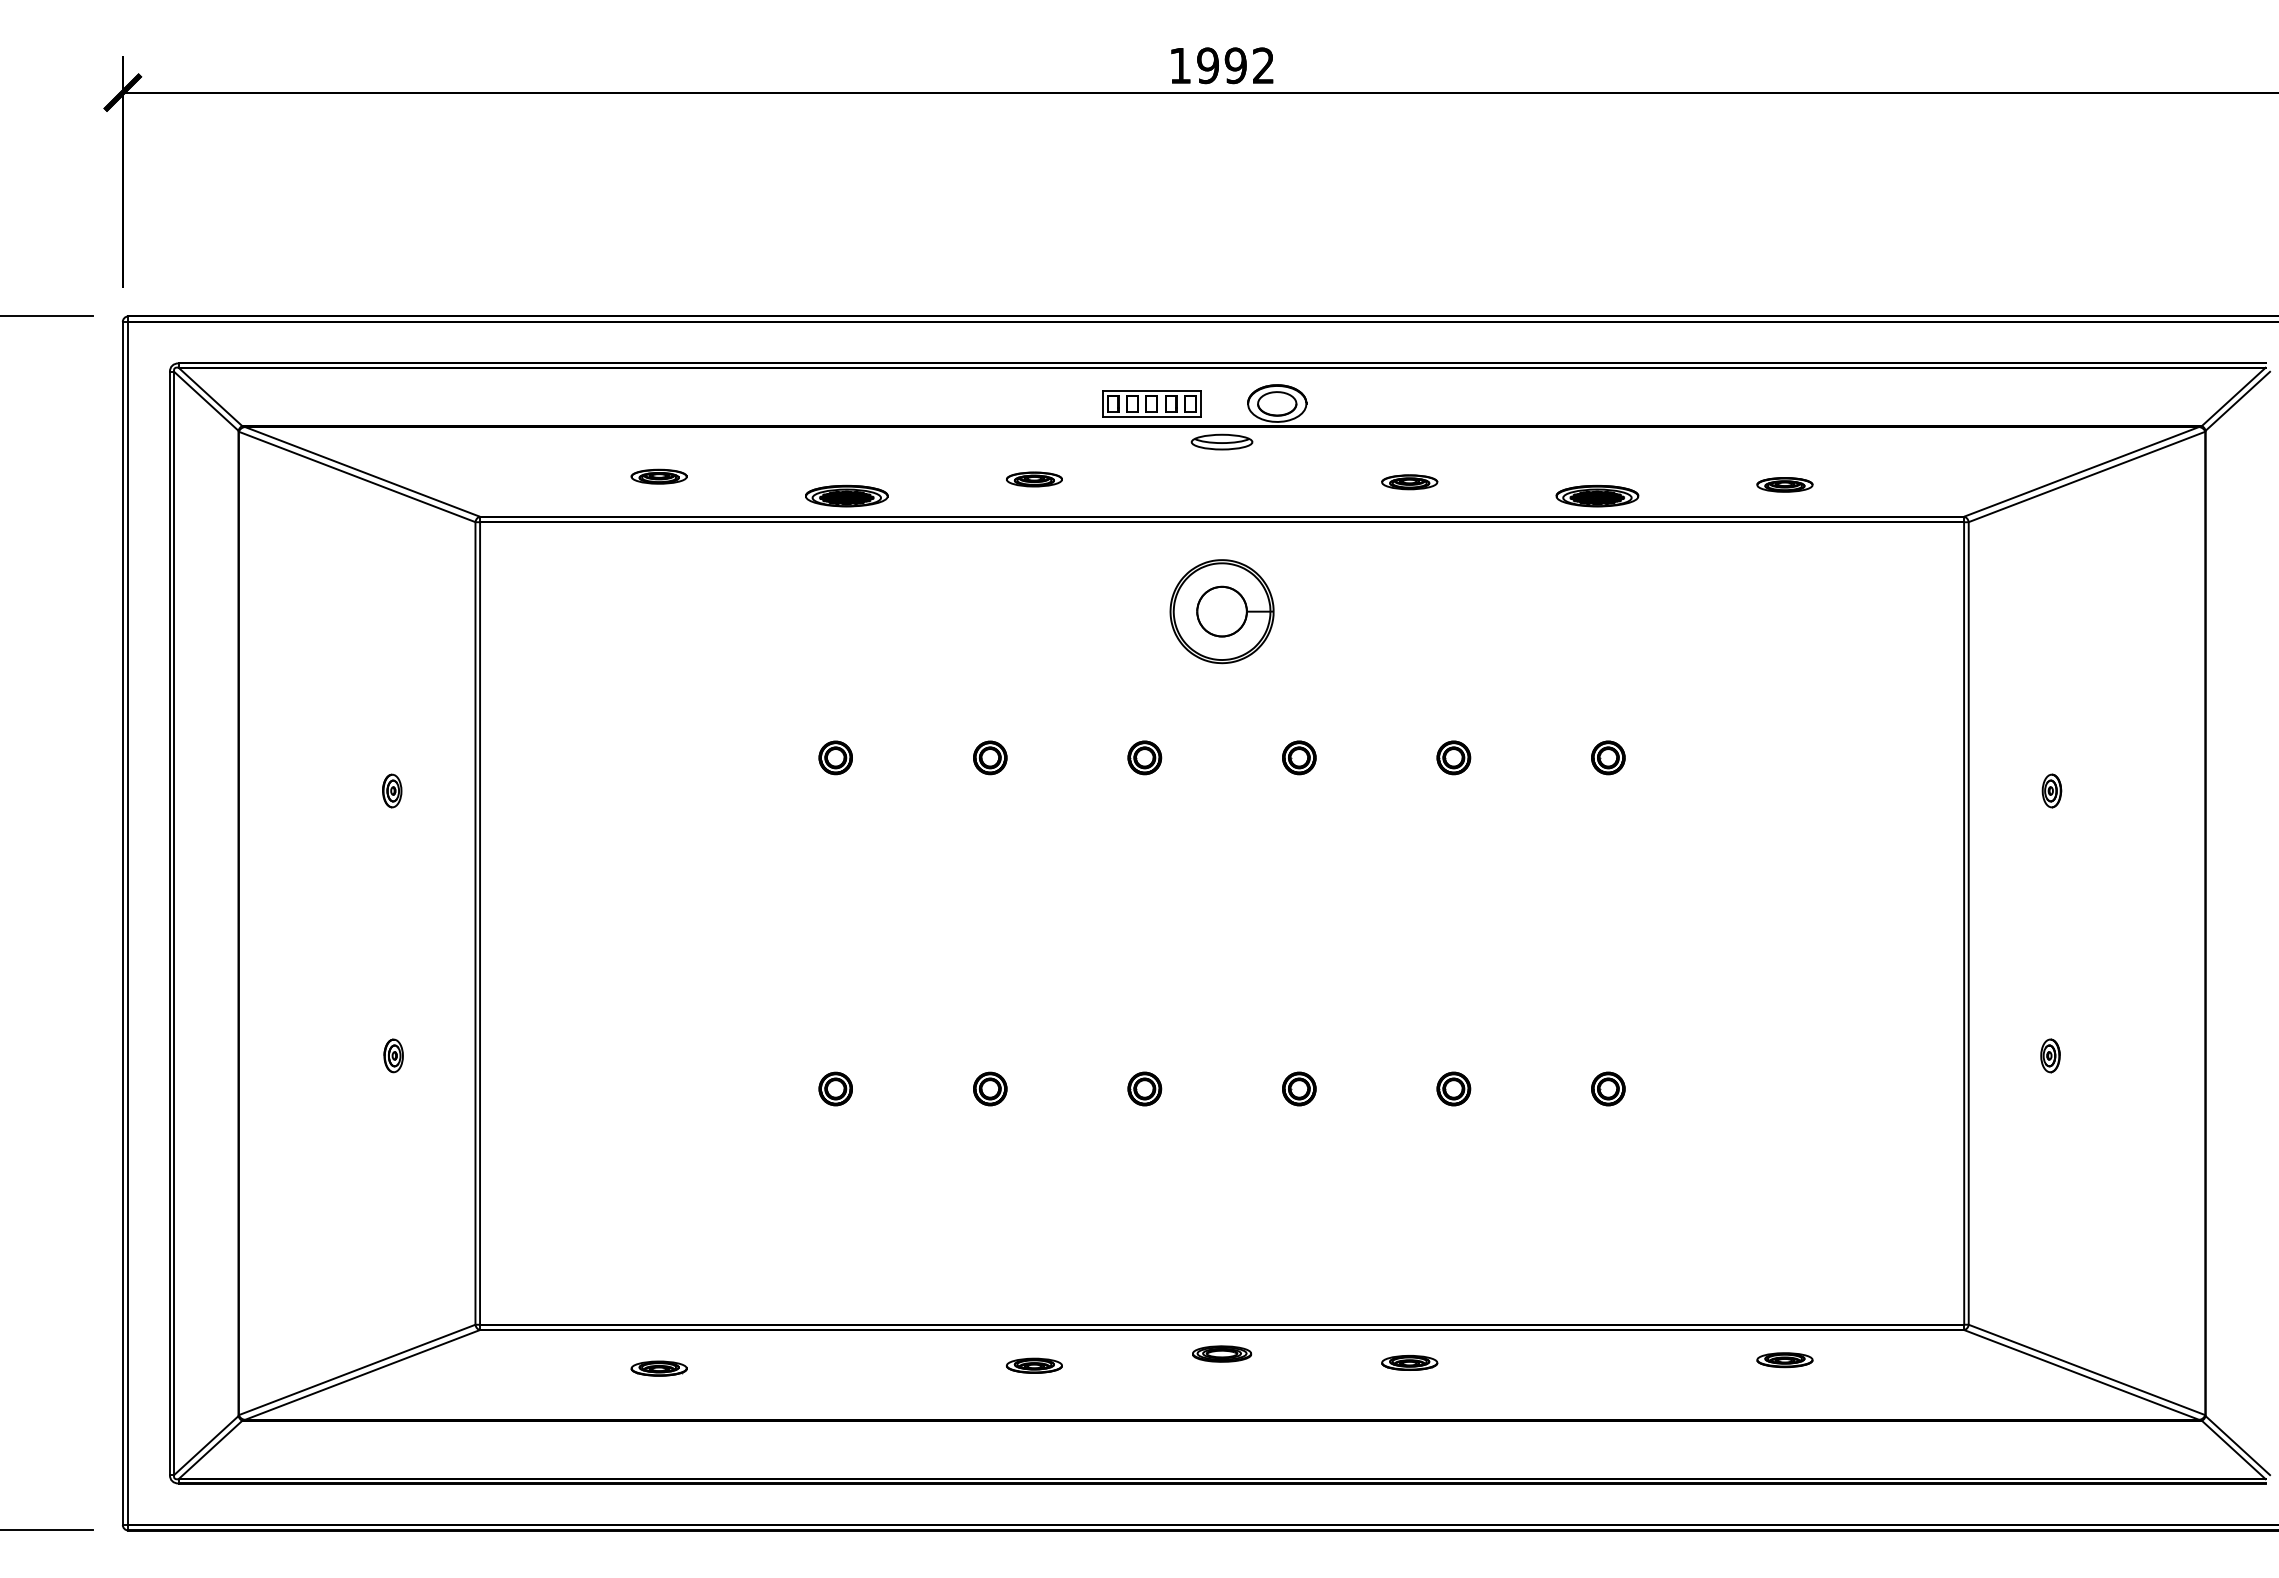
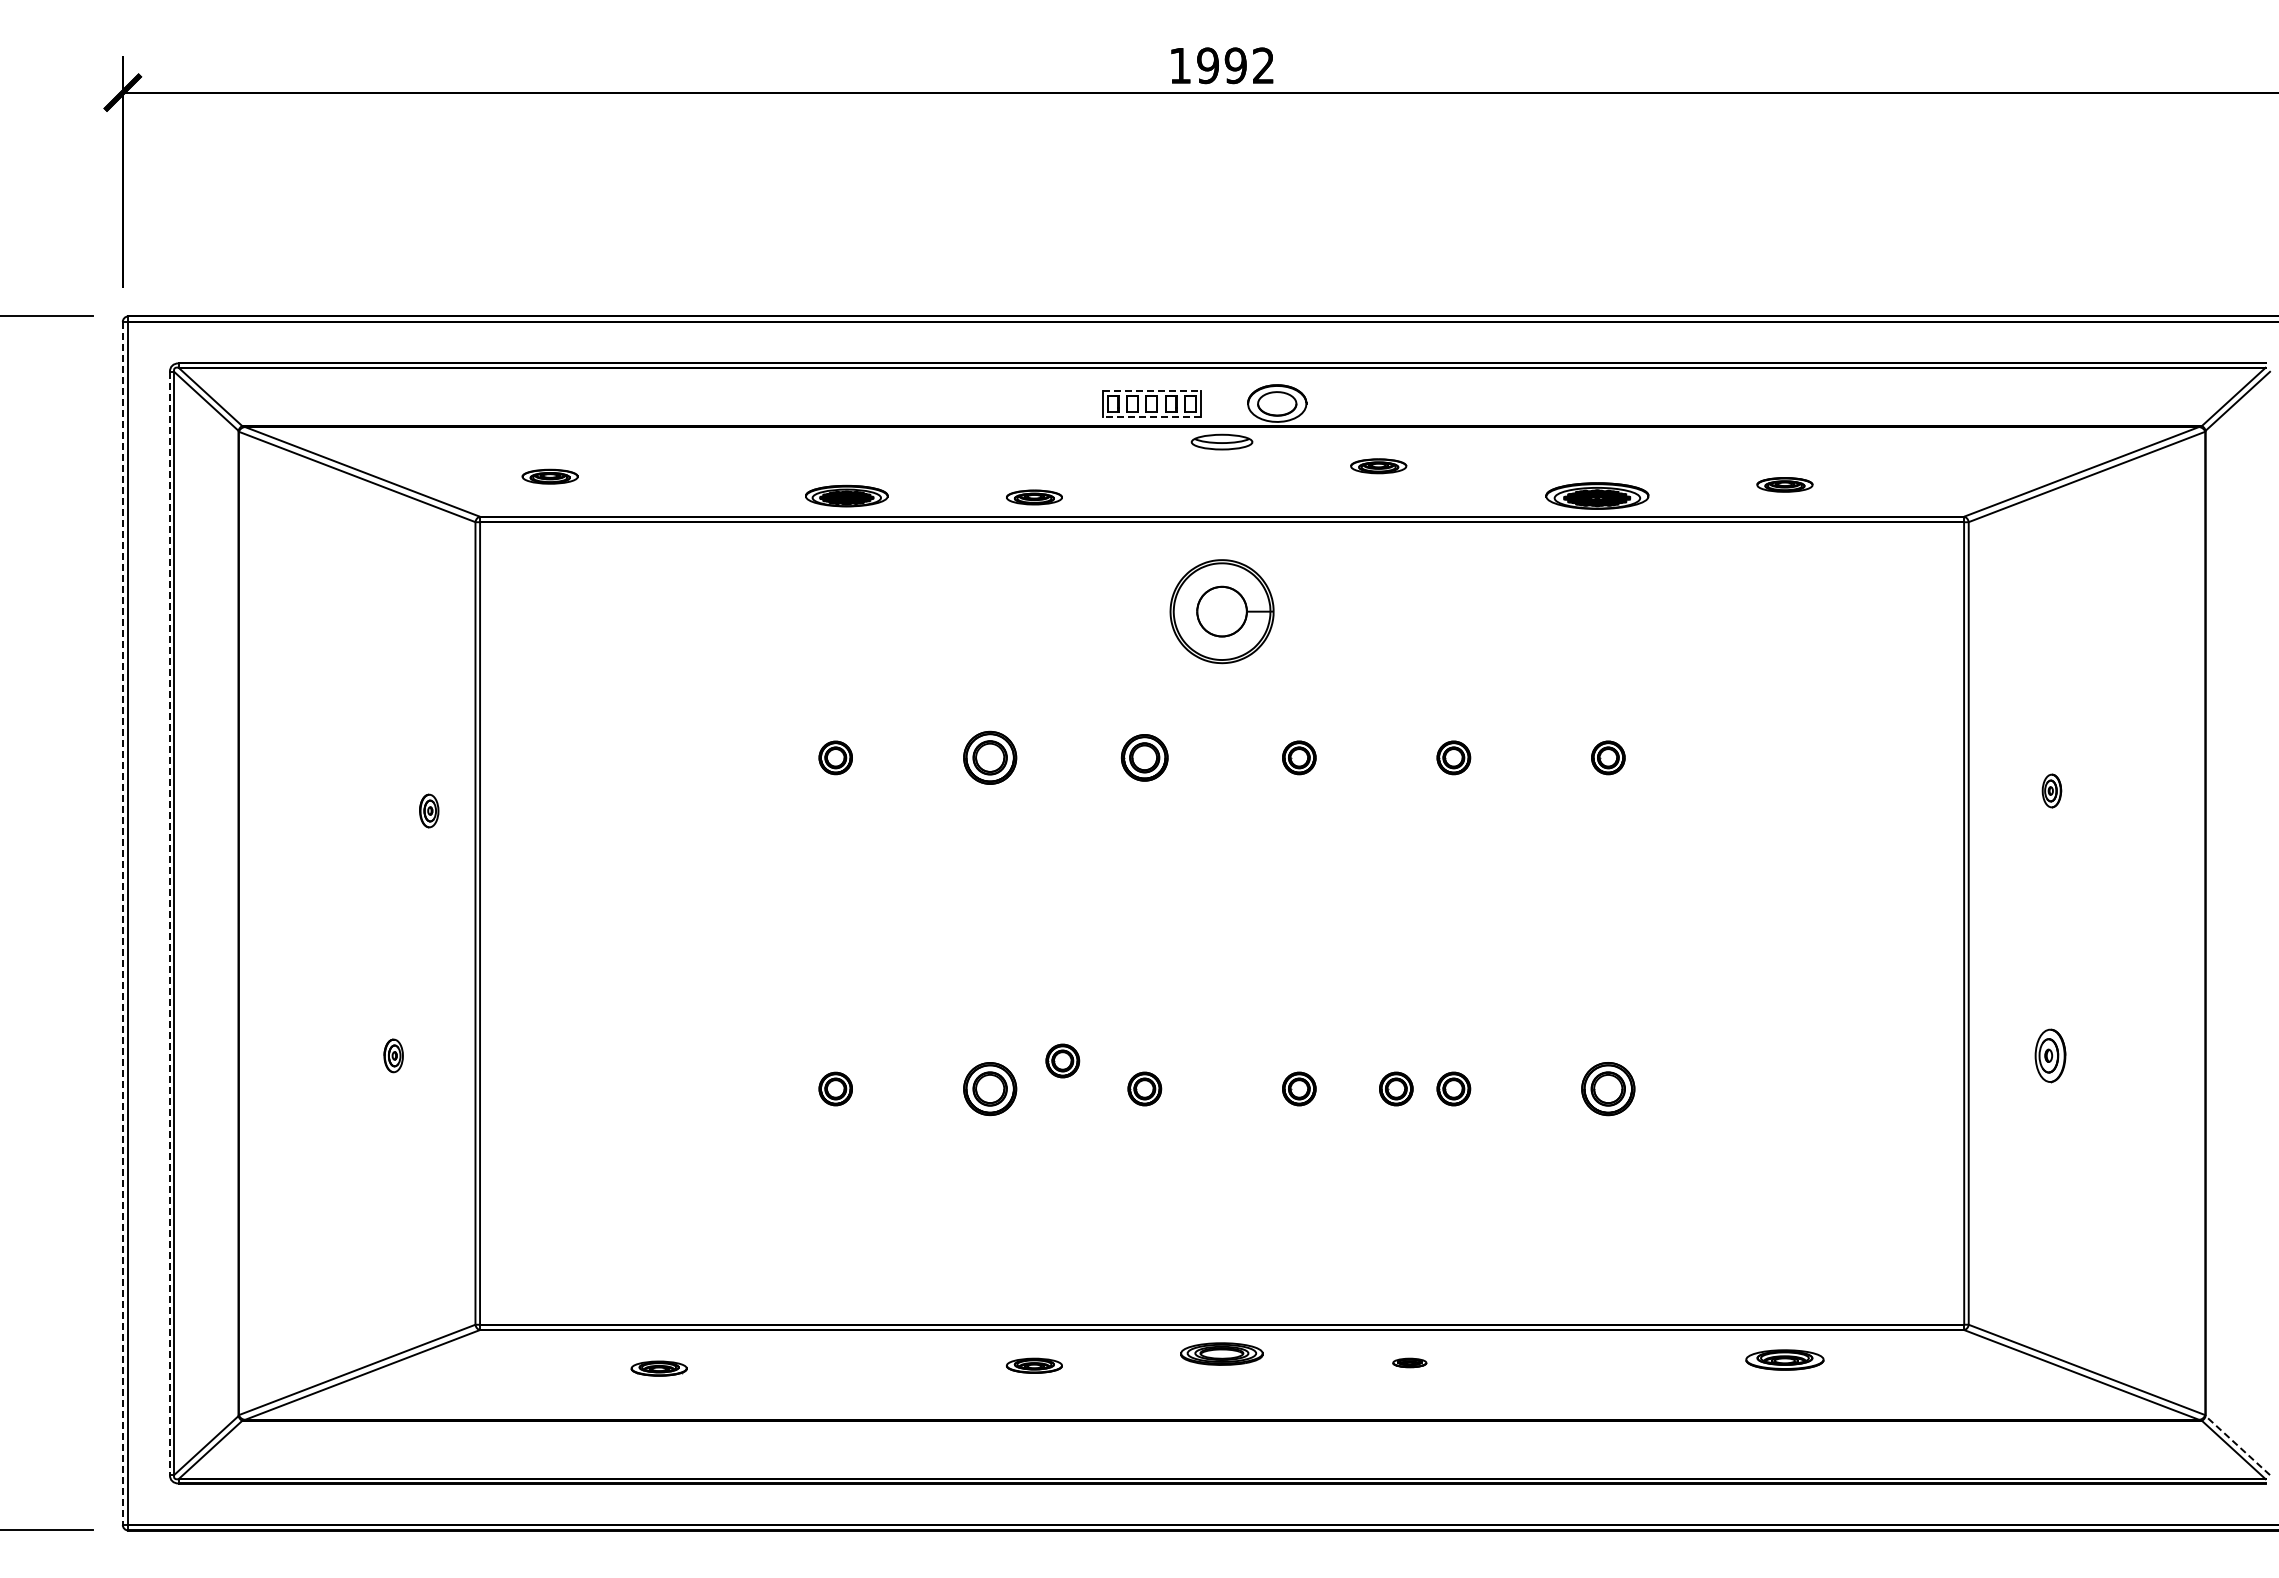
line: solid -> dashed (1151, 390)
line: solid -> dashed (1151, 417)
part position: (658, 476) -> (549, 476) (549, 476)
part position: (1034, 479) -> (1034, 497) (1034, 497)
part position: (1409, 482) -> (1378, 466) (1378, 466)
part size: 85x23 px -> 105x28 px (1597, 495)
part size: 35x36 px -> 55x55 px (990, 757)
part size: 36x36 px -> 49x48 px (1144, 757)
part position: (392, 790) -> (429, 810) (429, 810)
line: solid -> dashed (122, 923)
line: solid -> dashed (169, 923)
part size: 21x36 px -> 33x56 px (2050, 1055)
part: none -> present (1062, 1060)
part size: 35x36 px -> 55x54 px (990, 1088)
part: none -> present (1396, 1088)
part size: 35x36 px -> 55x55 px (1608, 1089)
part size: 61x18 px -> 84x24 px (1221, 1353)
part size: 58x17 px -> 80x22 px (1784, 1359)
part size: 58x16 px -> 36x12 px (1409, 1362)
line: solid -> dashed (2237, 1445)
